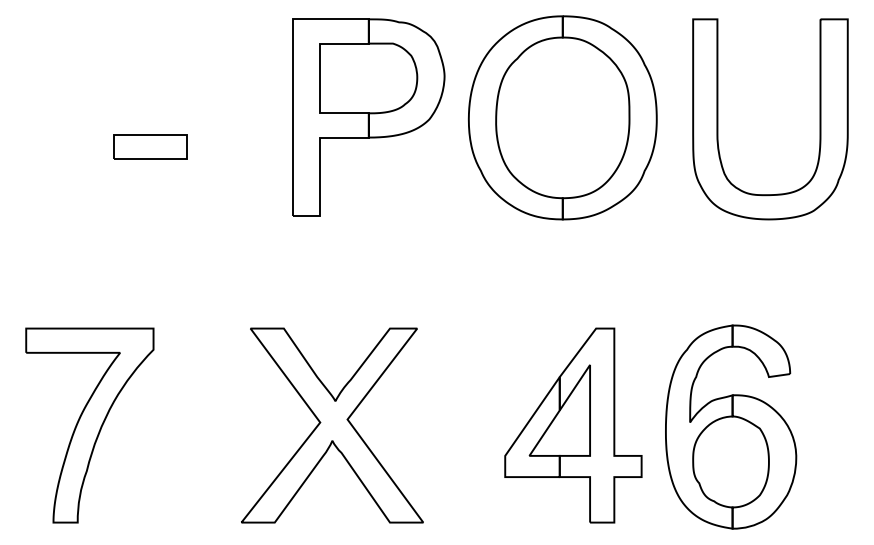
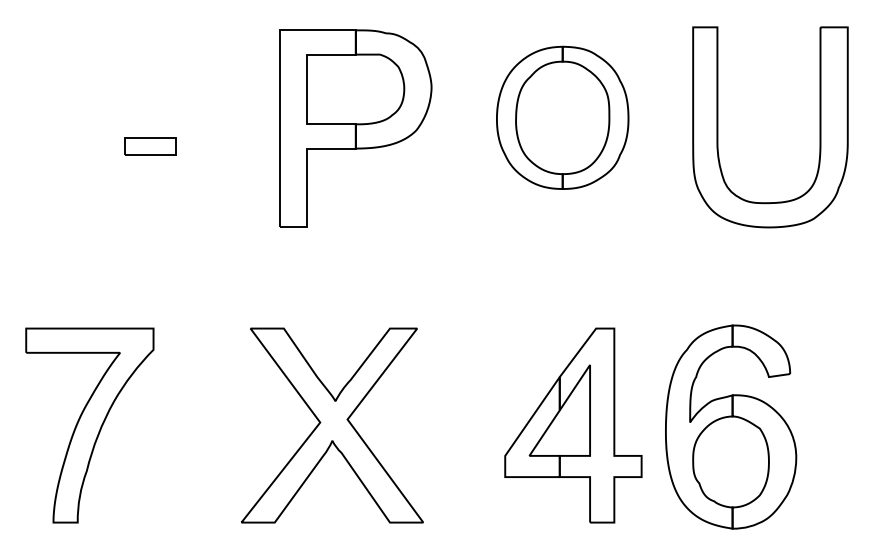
part position: (368, 117) -> (355, 128) (355, 128)
part size: 191x206 px -> 134x145 px (562, 117)
part position: (819, 119) -> (819, 127) (819, 127)
part size: 75x26 px -> 53x19 px (150, 146)
